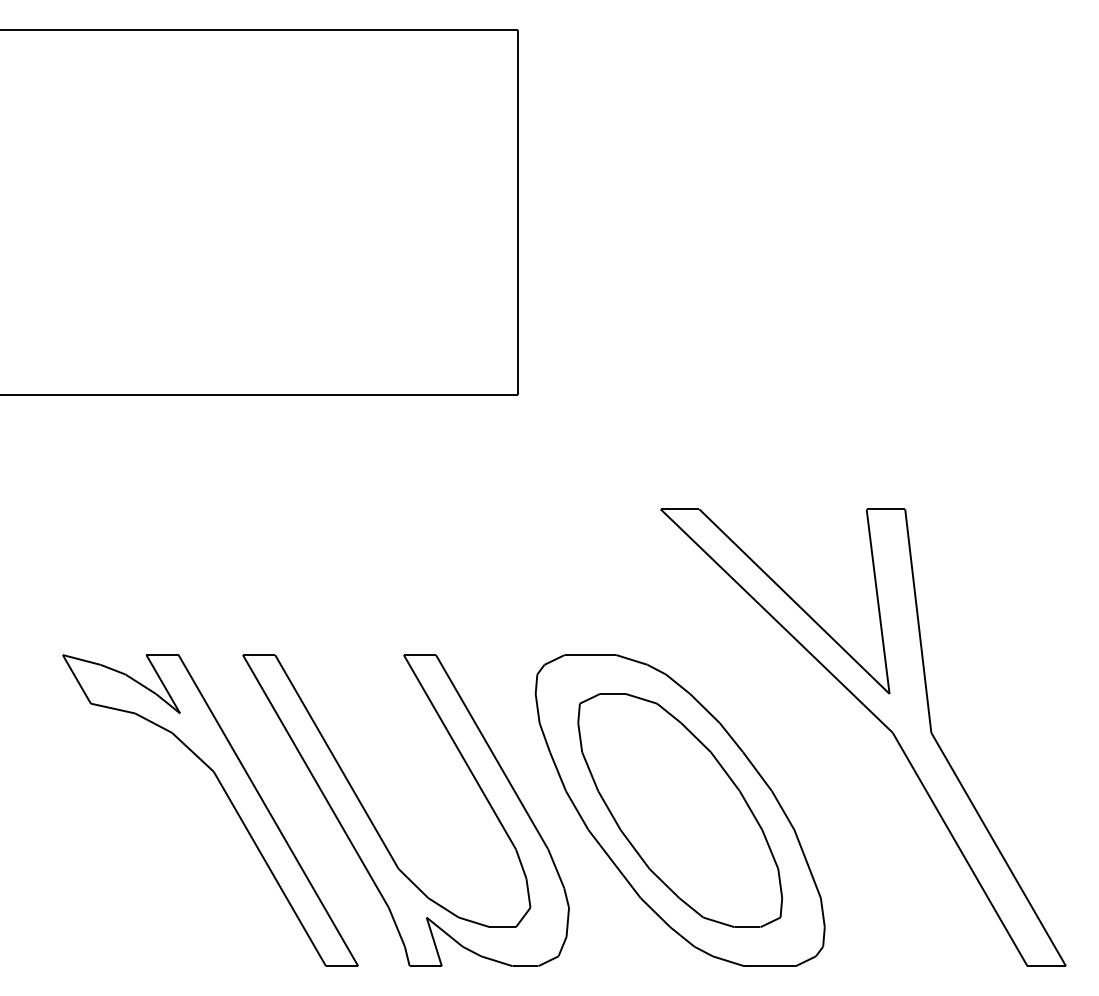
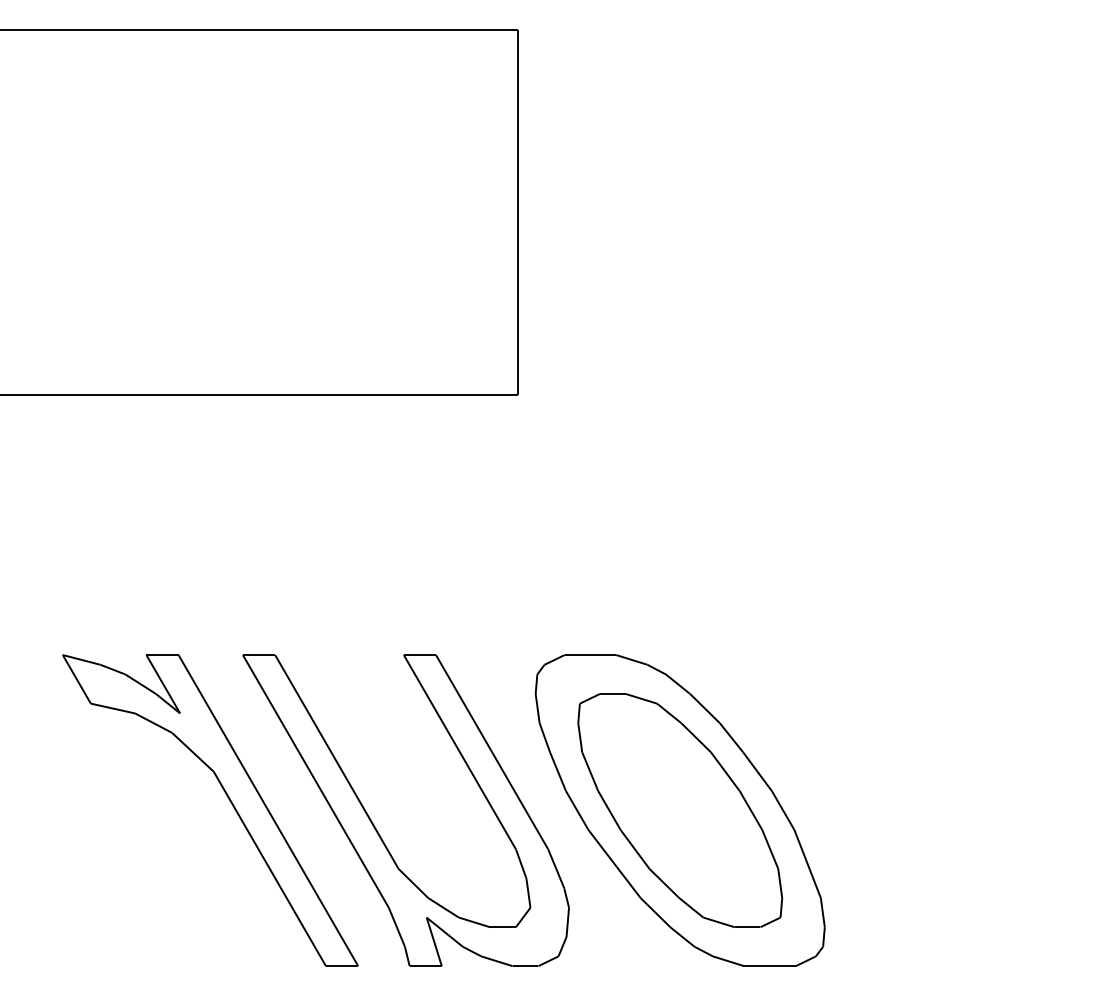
part: present -> none (879, 721)
